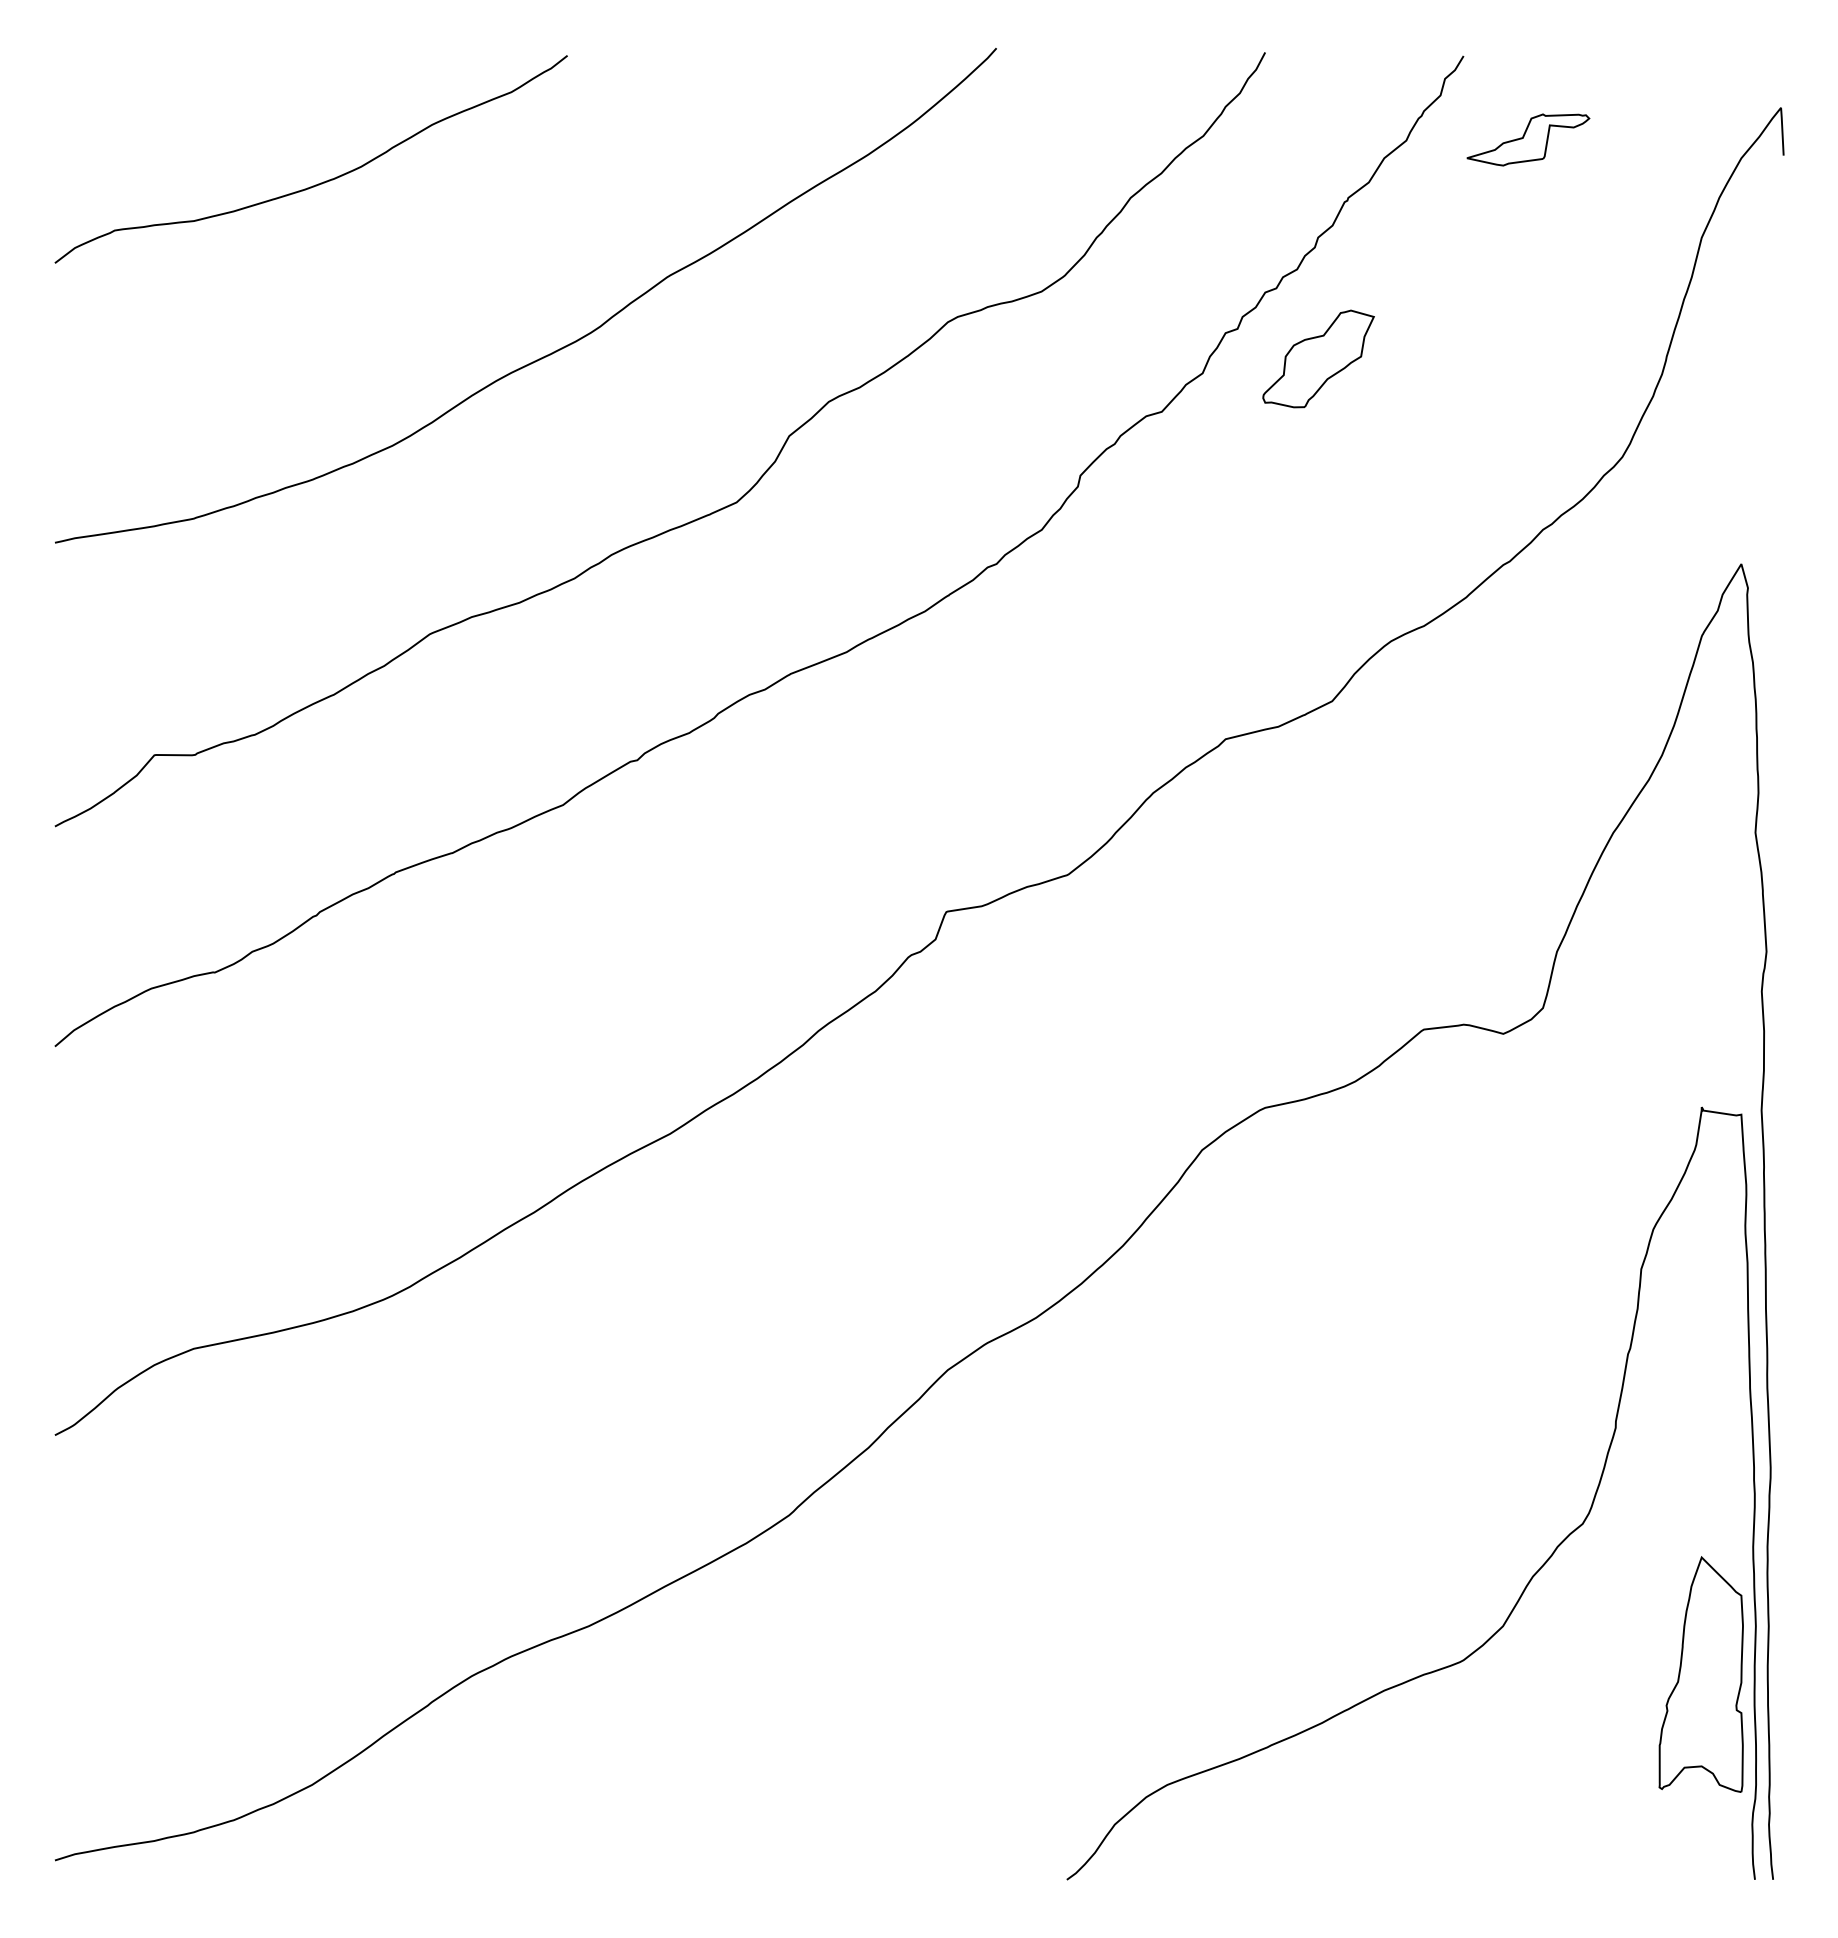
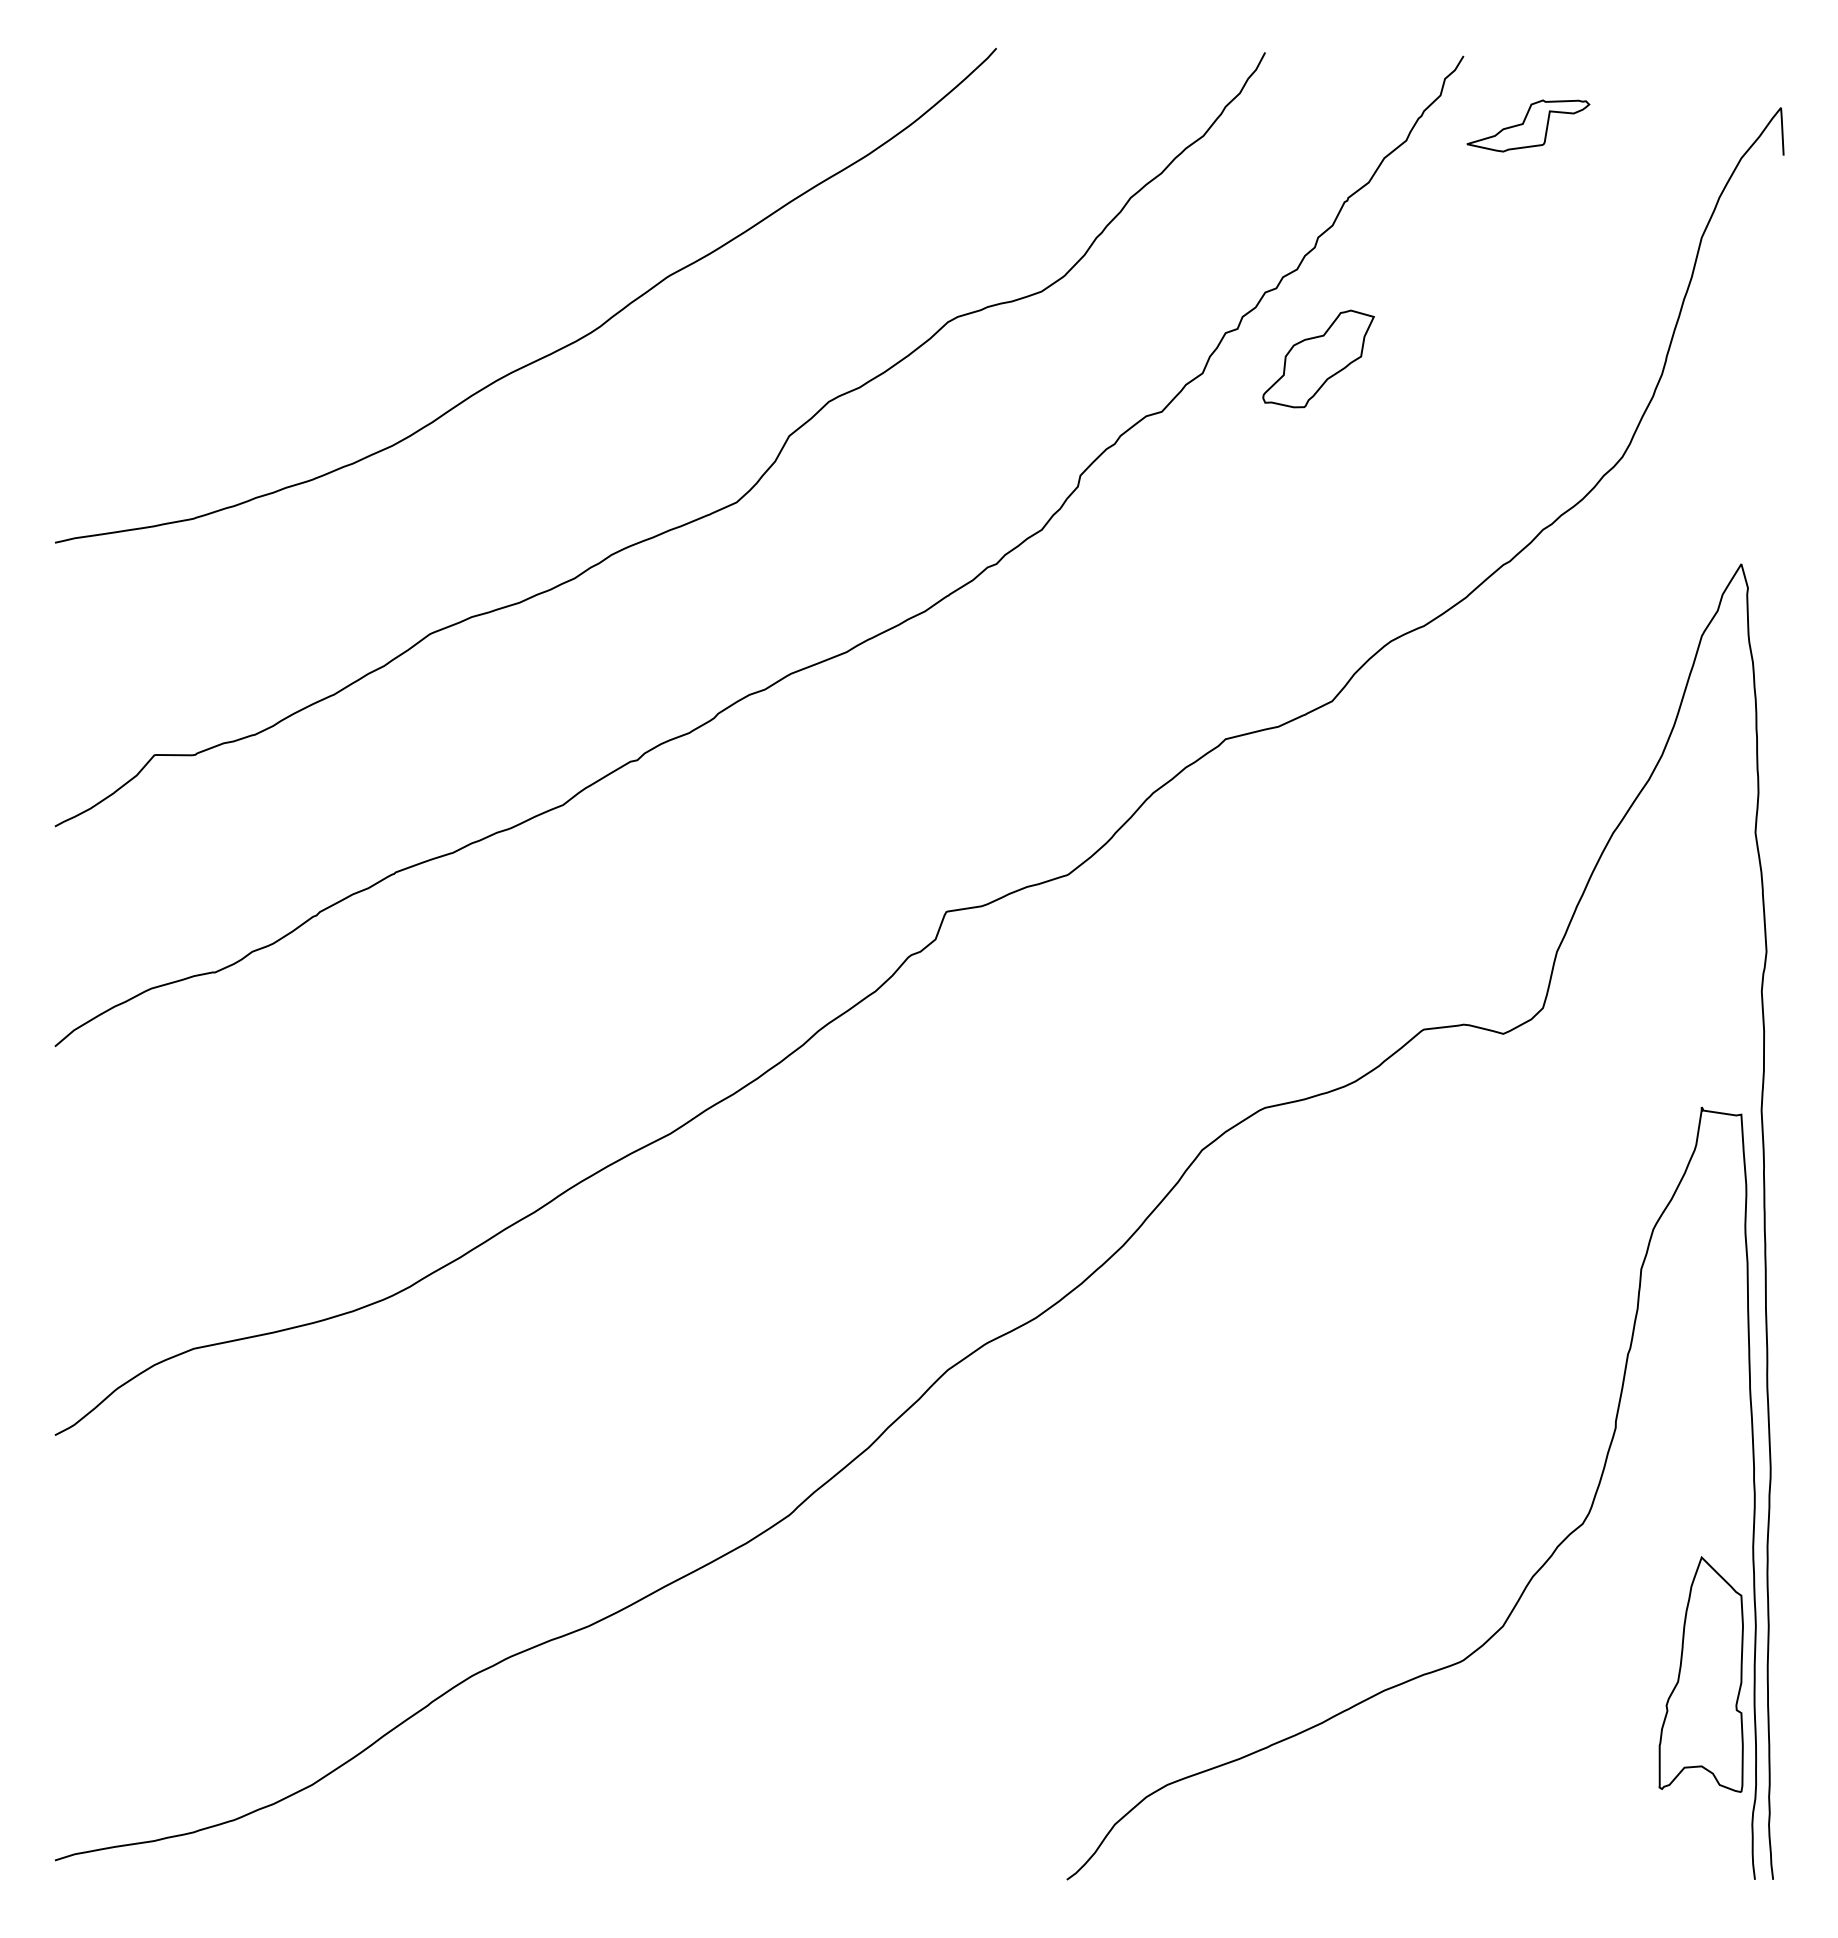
part position: (1528, 139) -> (1528, 125) (1528, 125)
curve: present -> none (320, 182)
